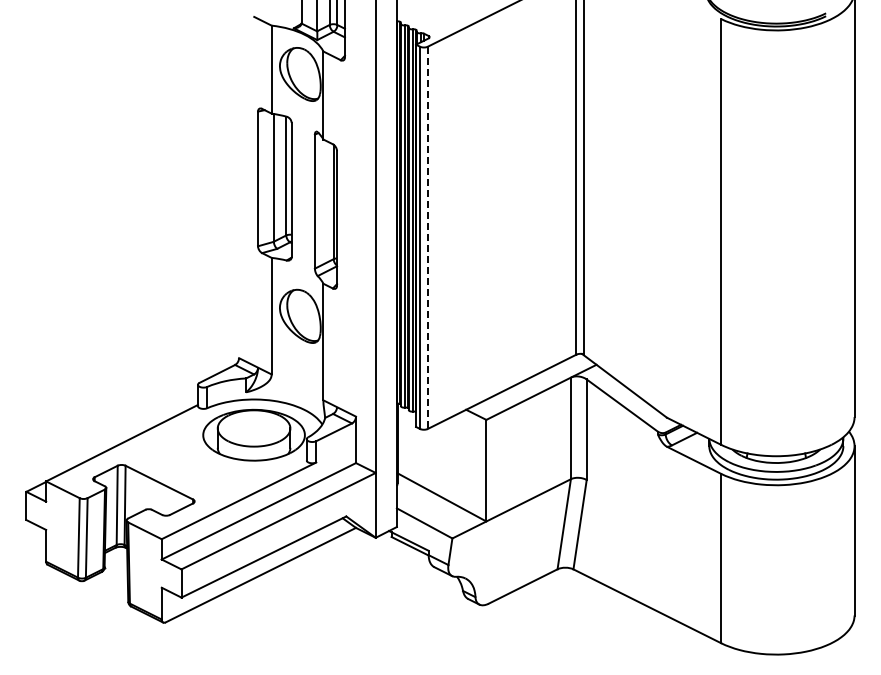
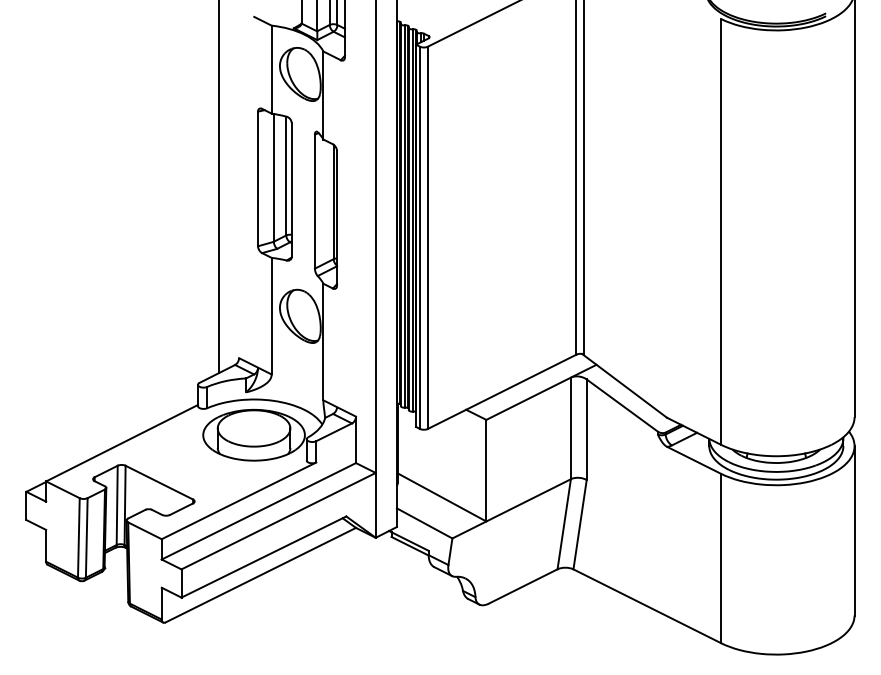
line: none -> present (219, 187)
line: dashed -> solid (427, 238)
